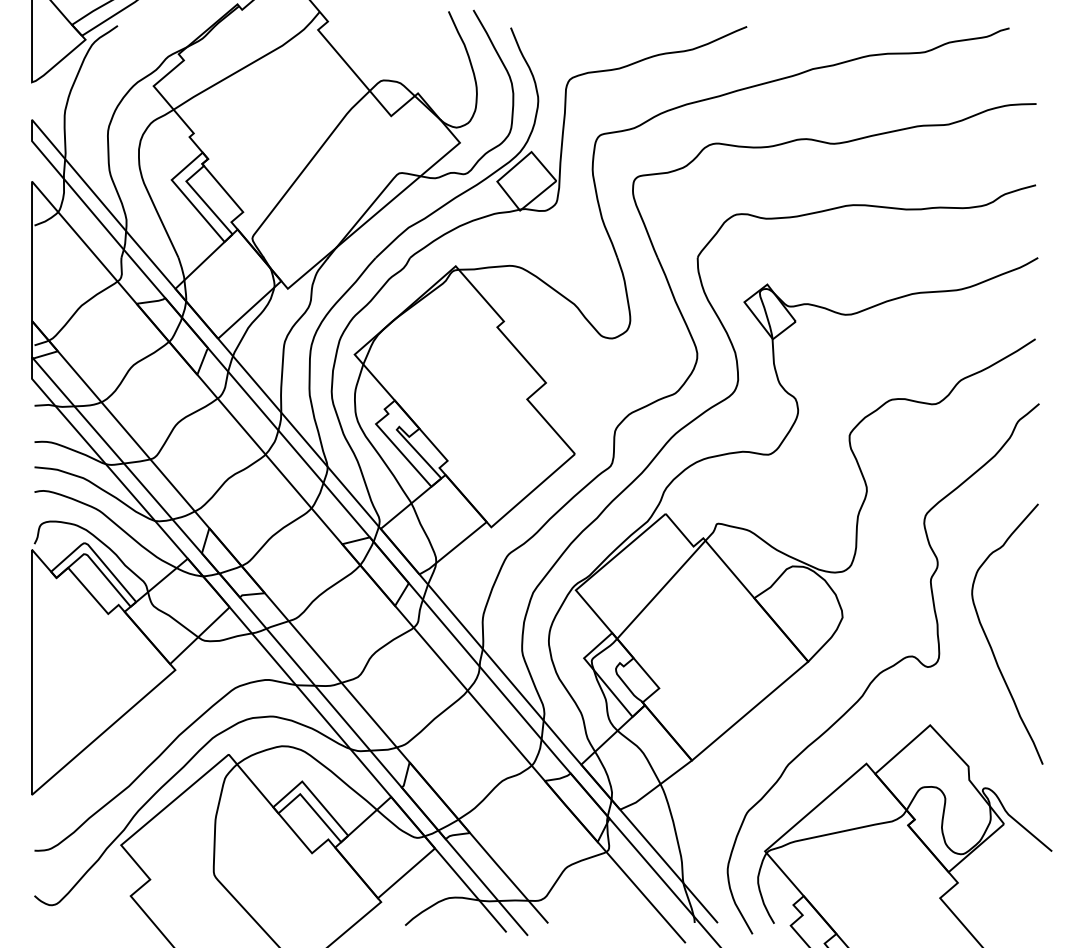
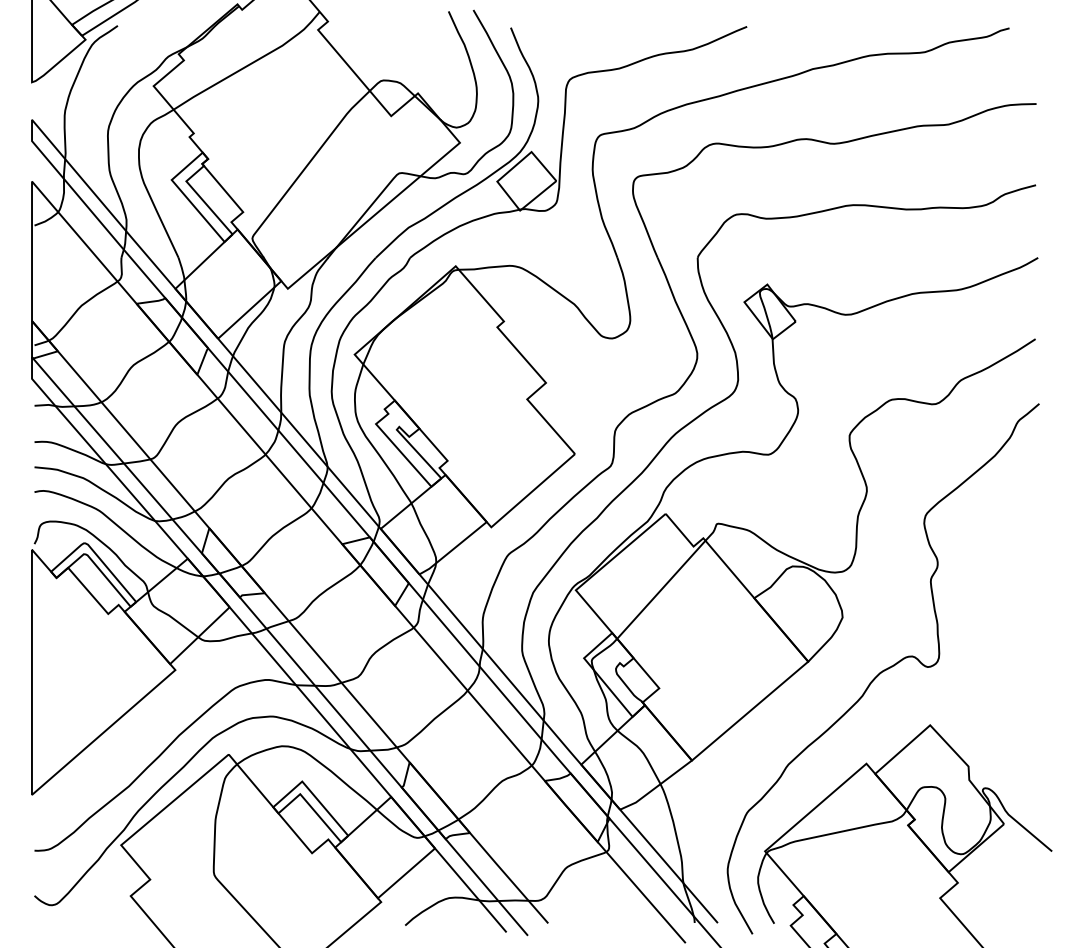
curve: present -> none (989, 641)
